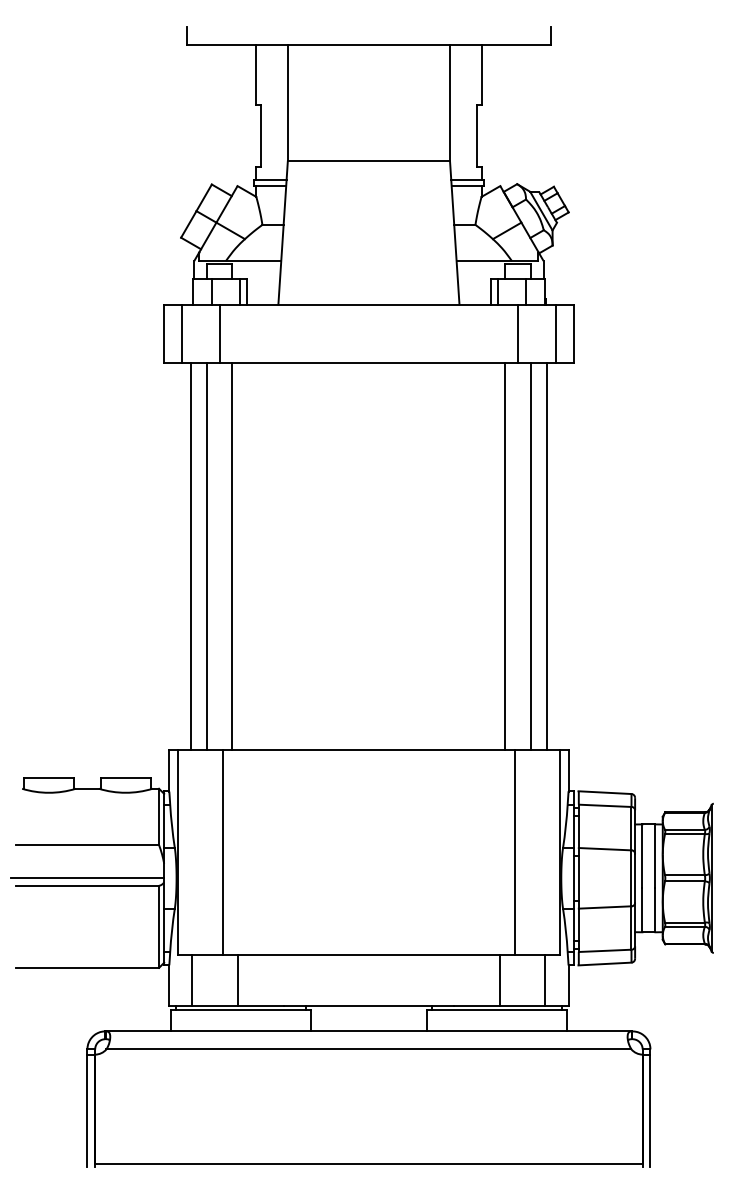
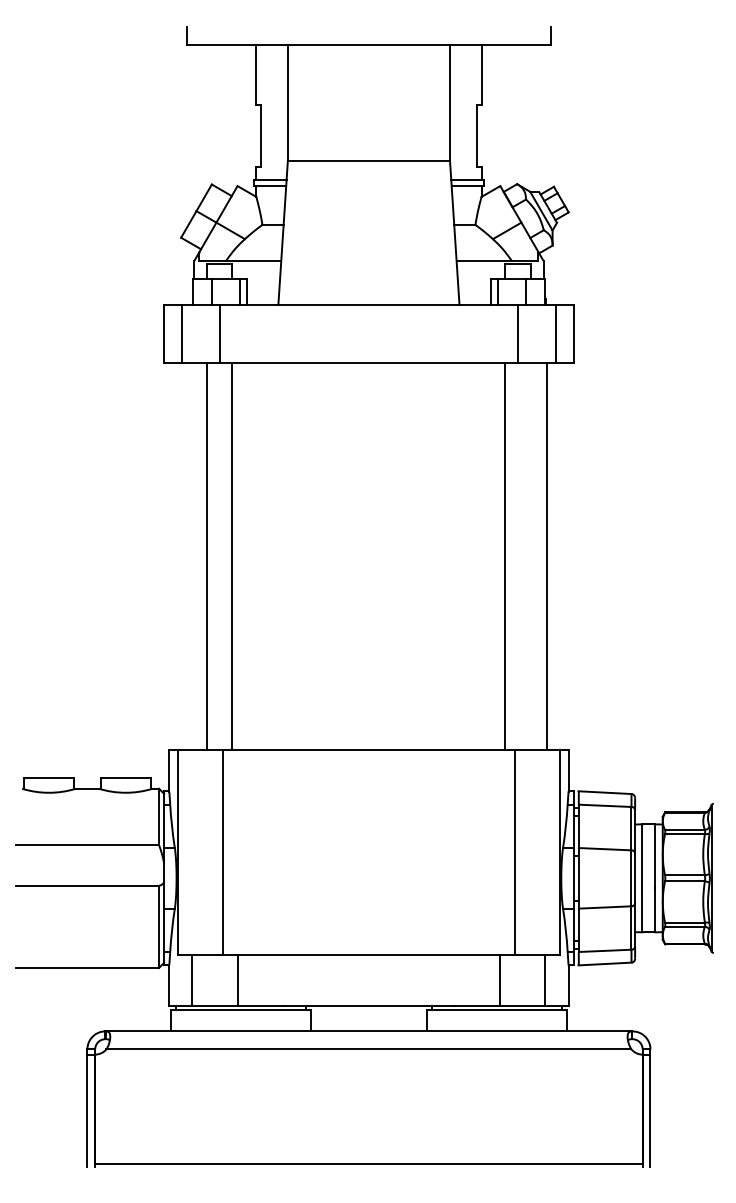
line: present -> none (191, 556)
line: present -> none (531, 556)
line: present -> none (87, 878)
